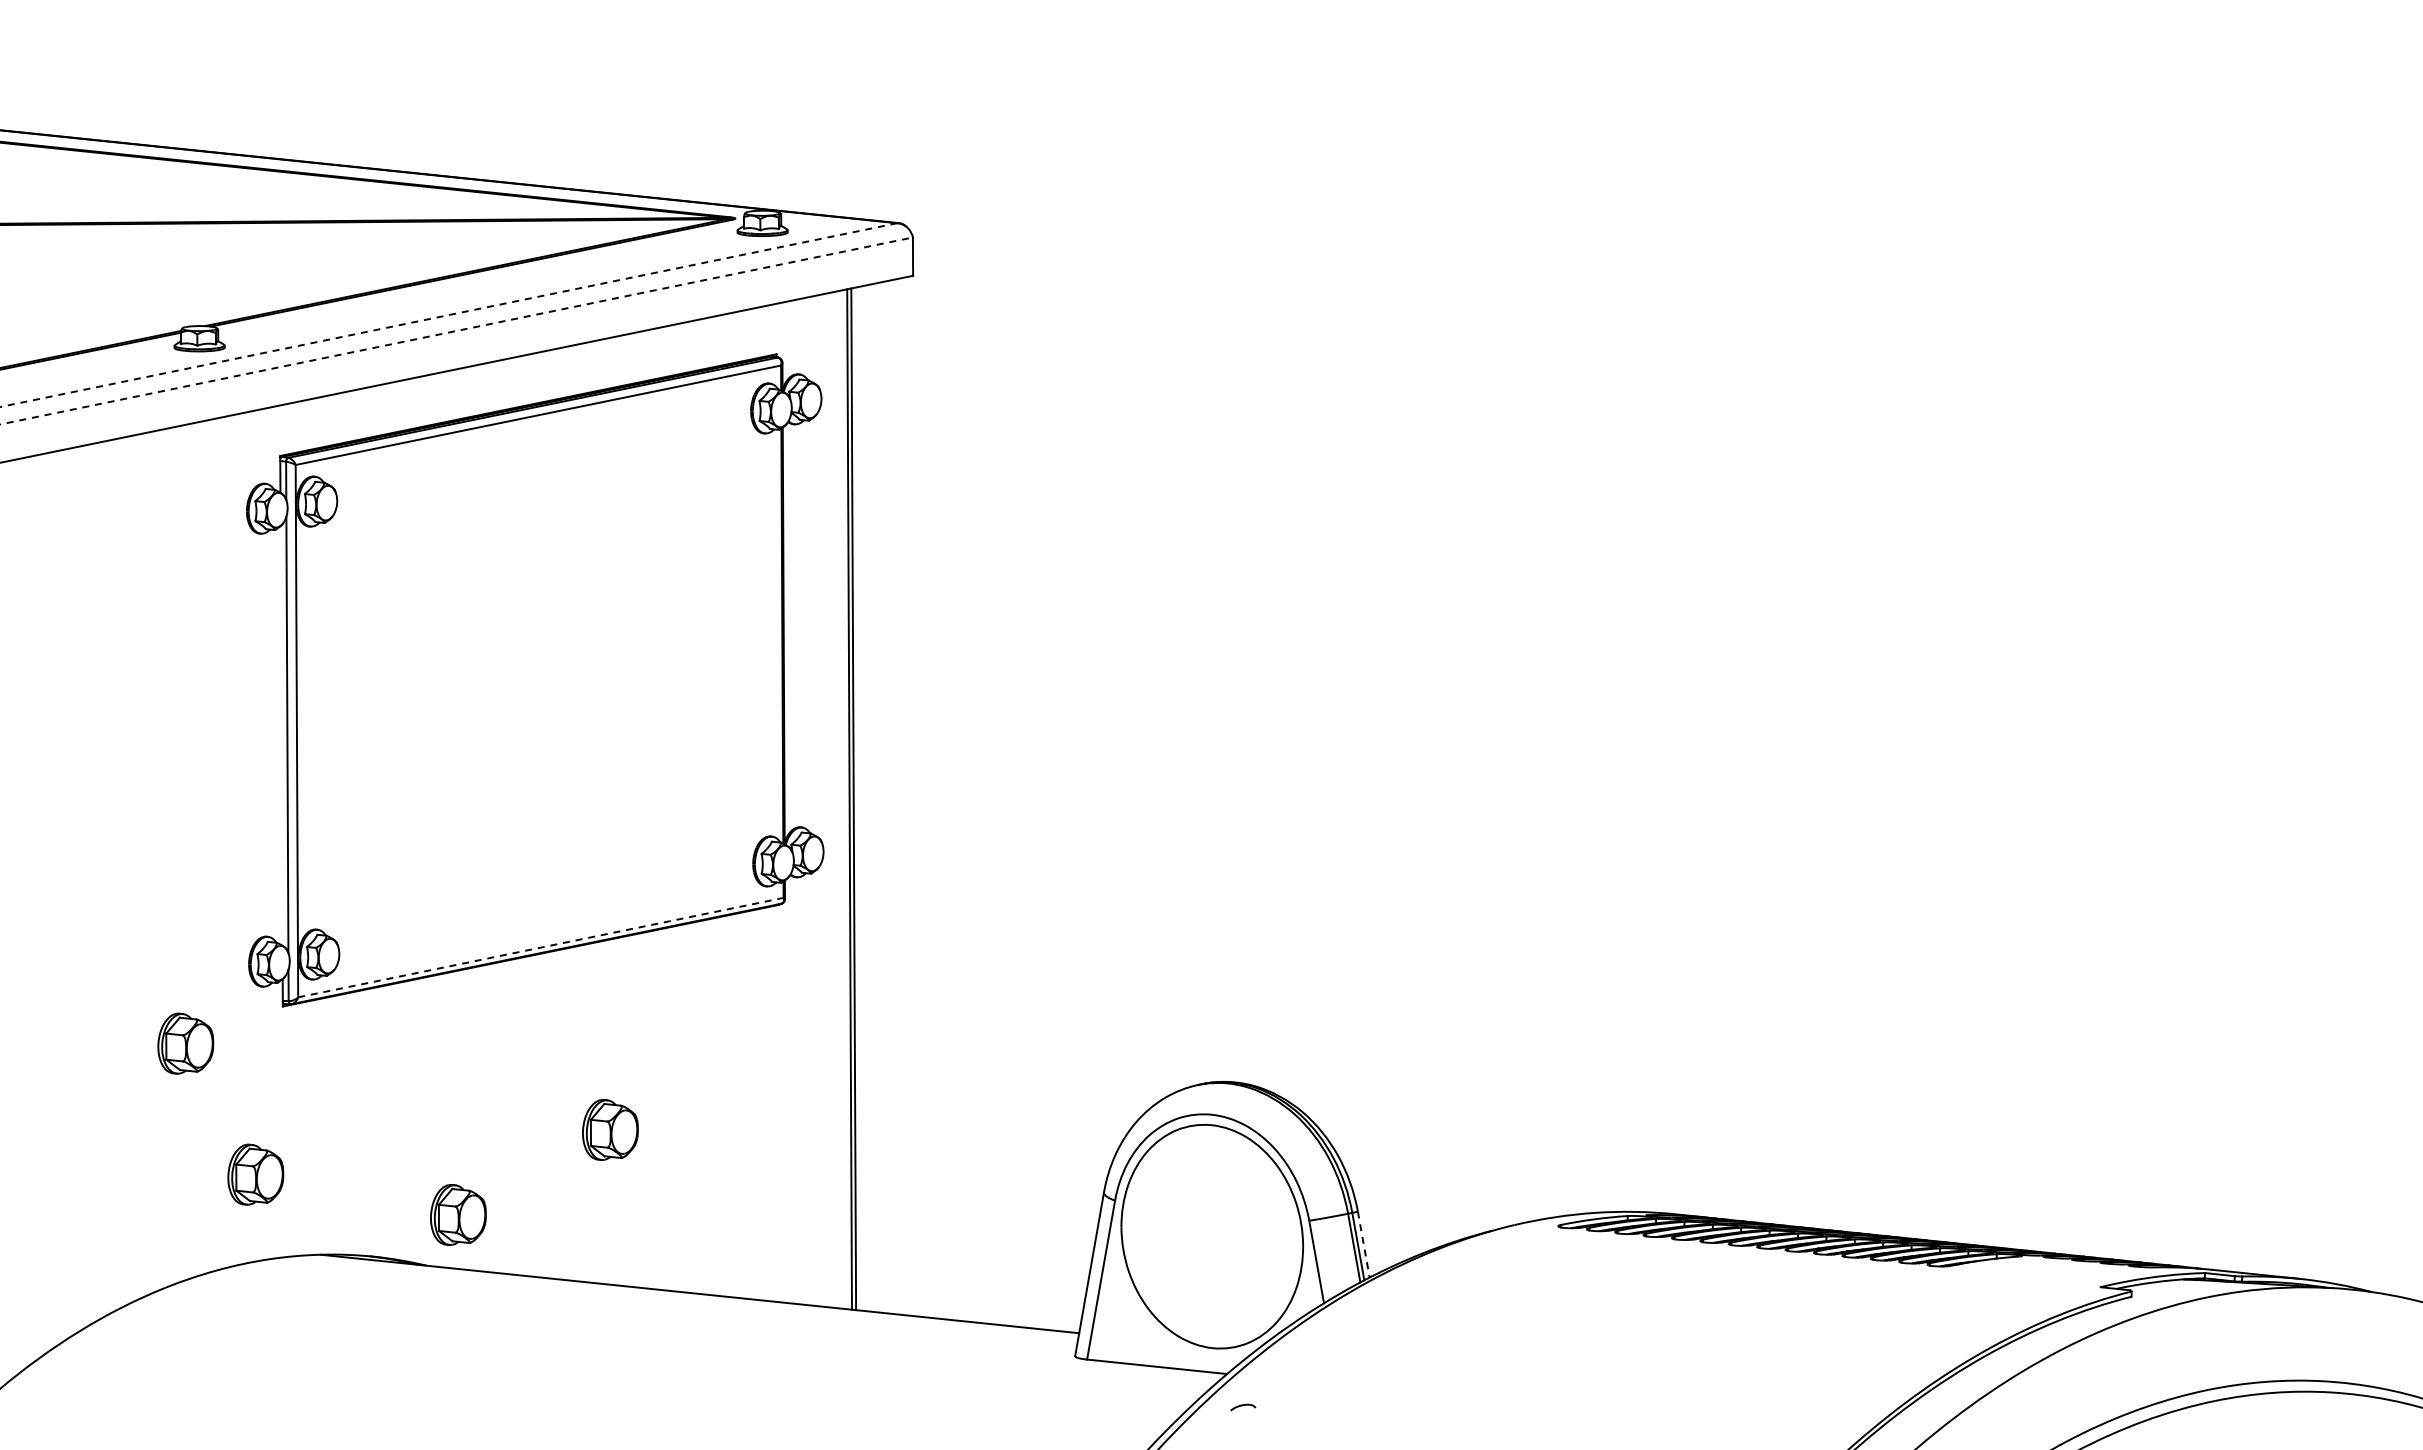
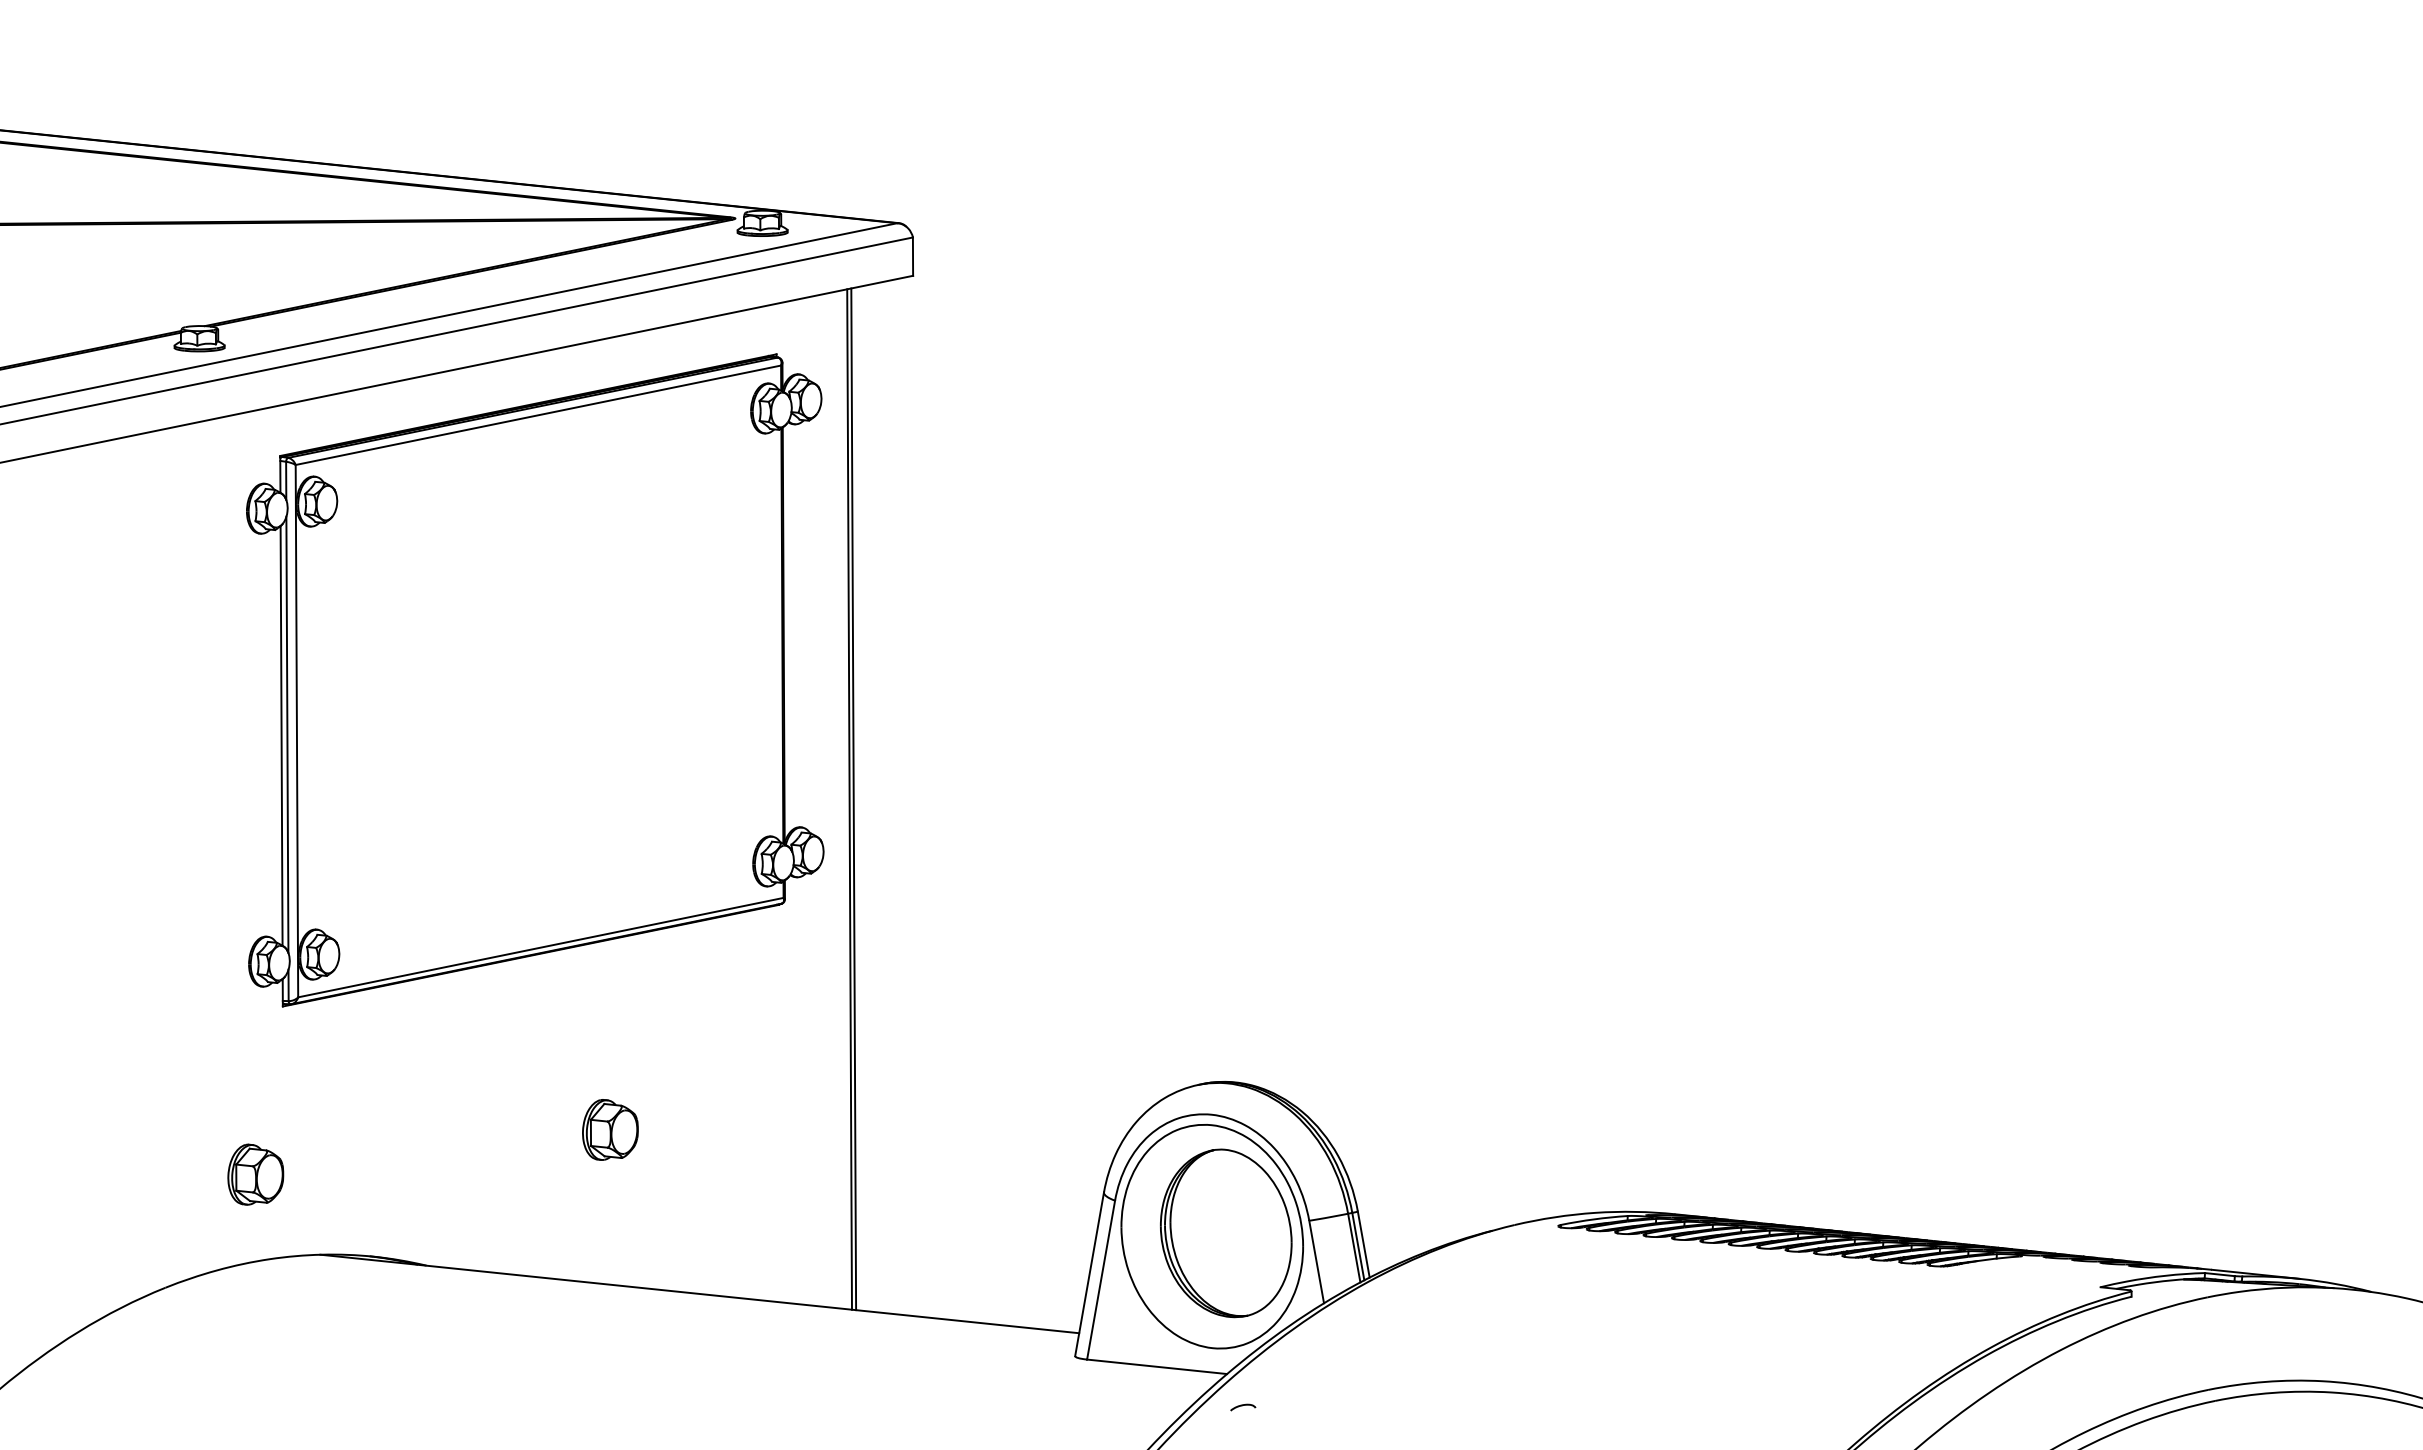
line: dashed -> solid (448, 315)
line: dashed -> solid (456, 330)
line: none -> present (281, 735)
line: dashed -> solid (540, 947)
part: present -> none (185, 1043)
part: present -> none (458, 1214)
part: none -> present (1226, 1233)
line: dashed -> solid (1363, 1244)
